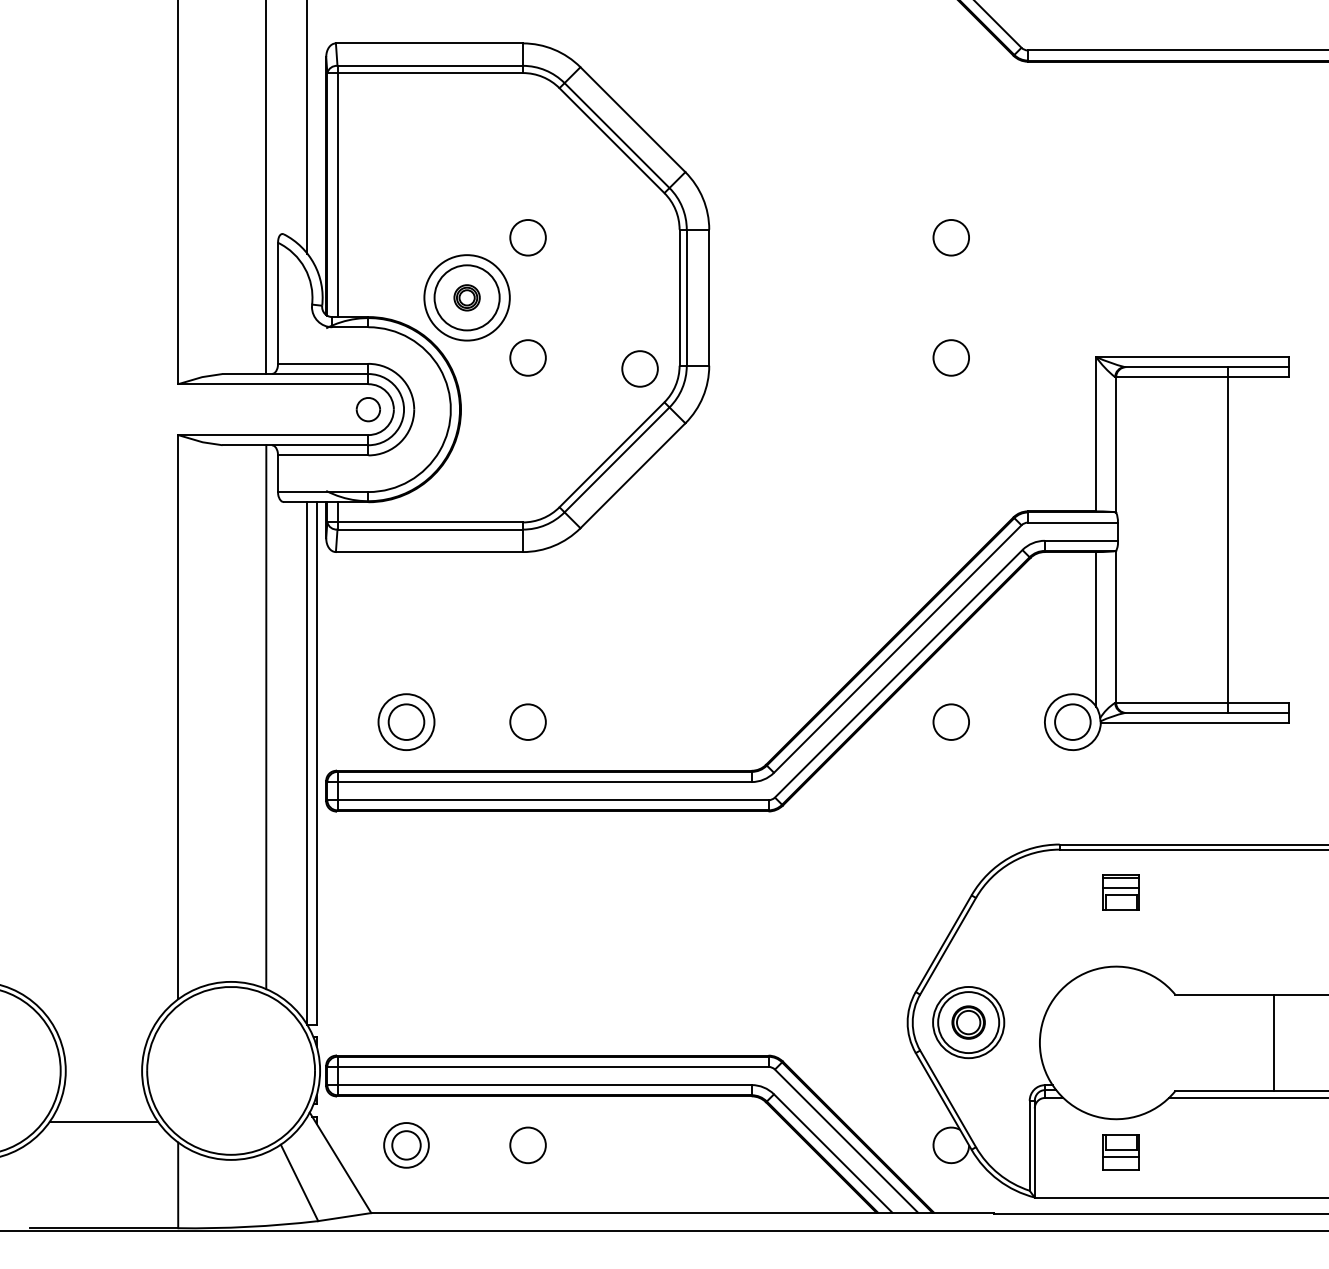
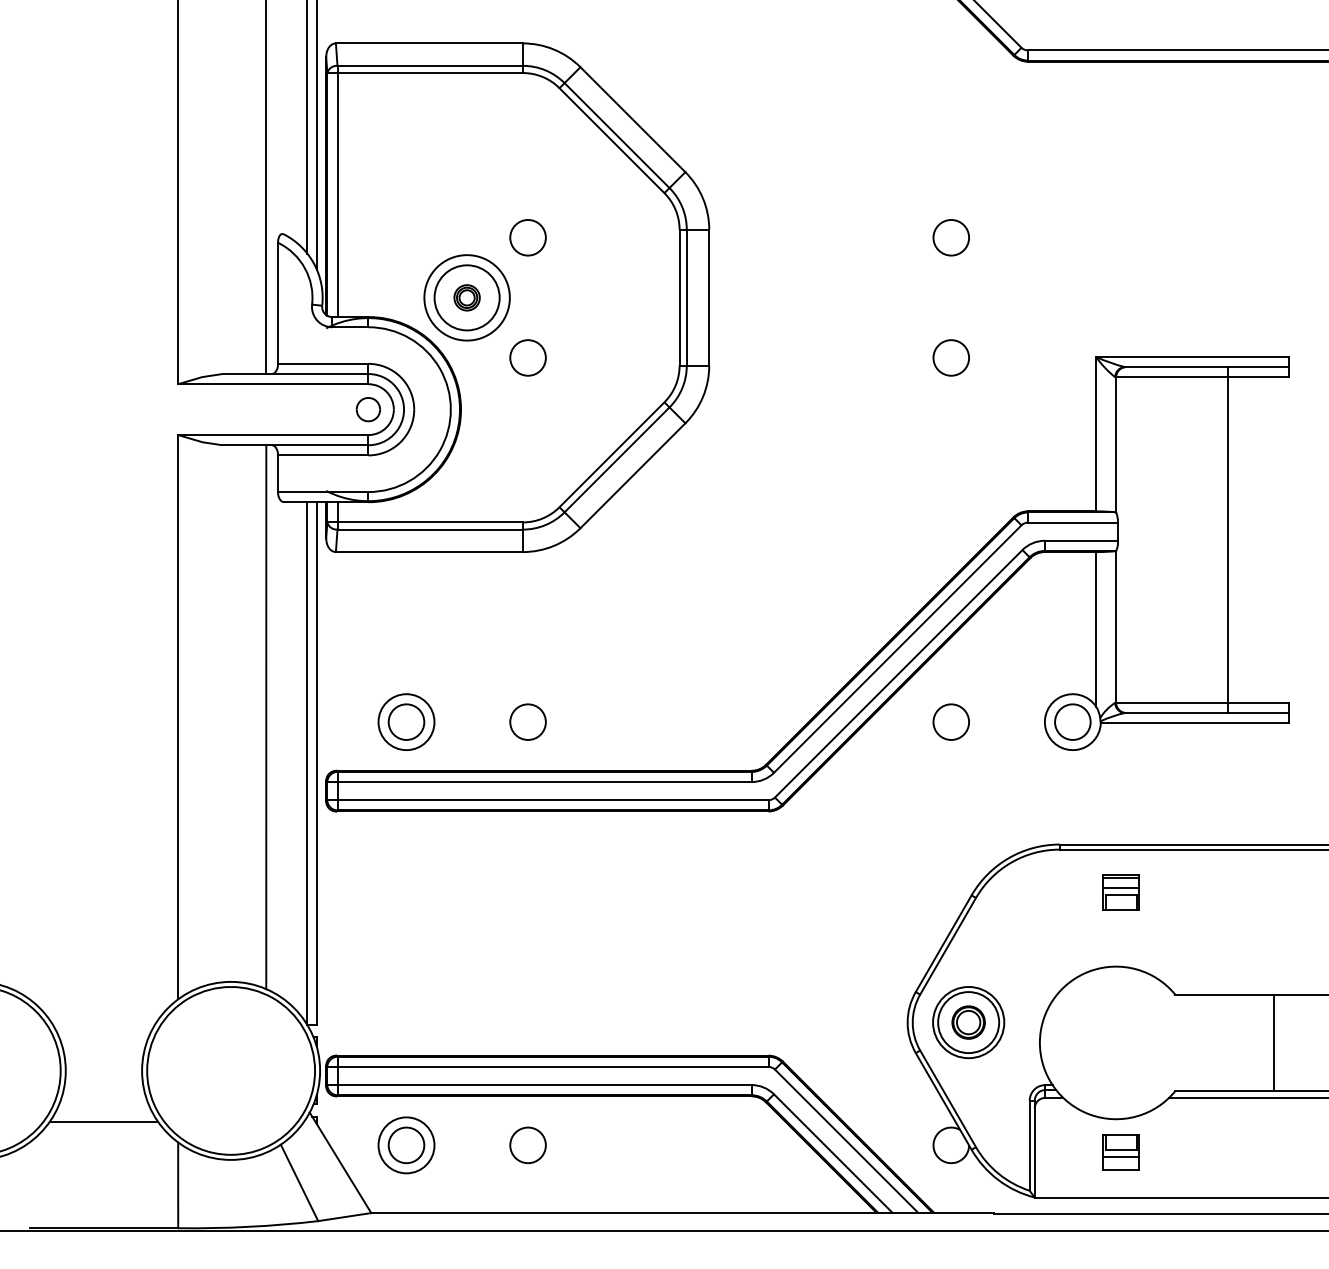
line: none -> present (316, 135)
circle: present -> none (639, 368)
part size: 47x47 px -> 59x59 px (406, 1145)
